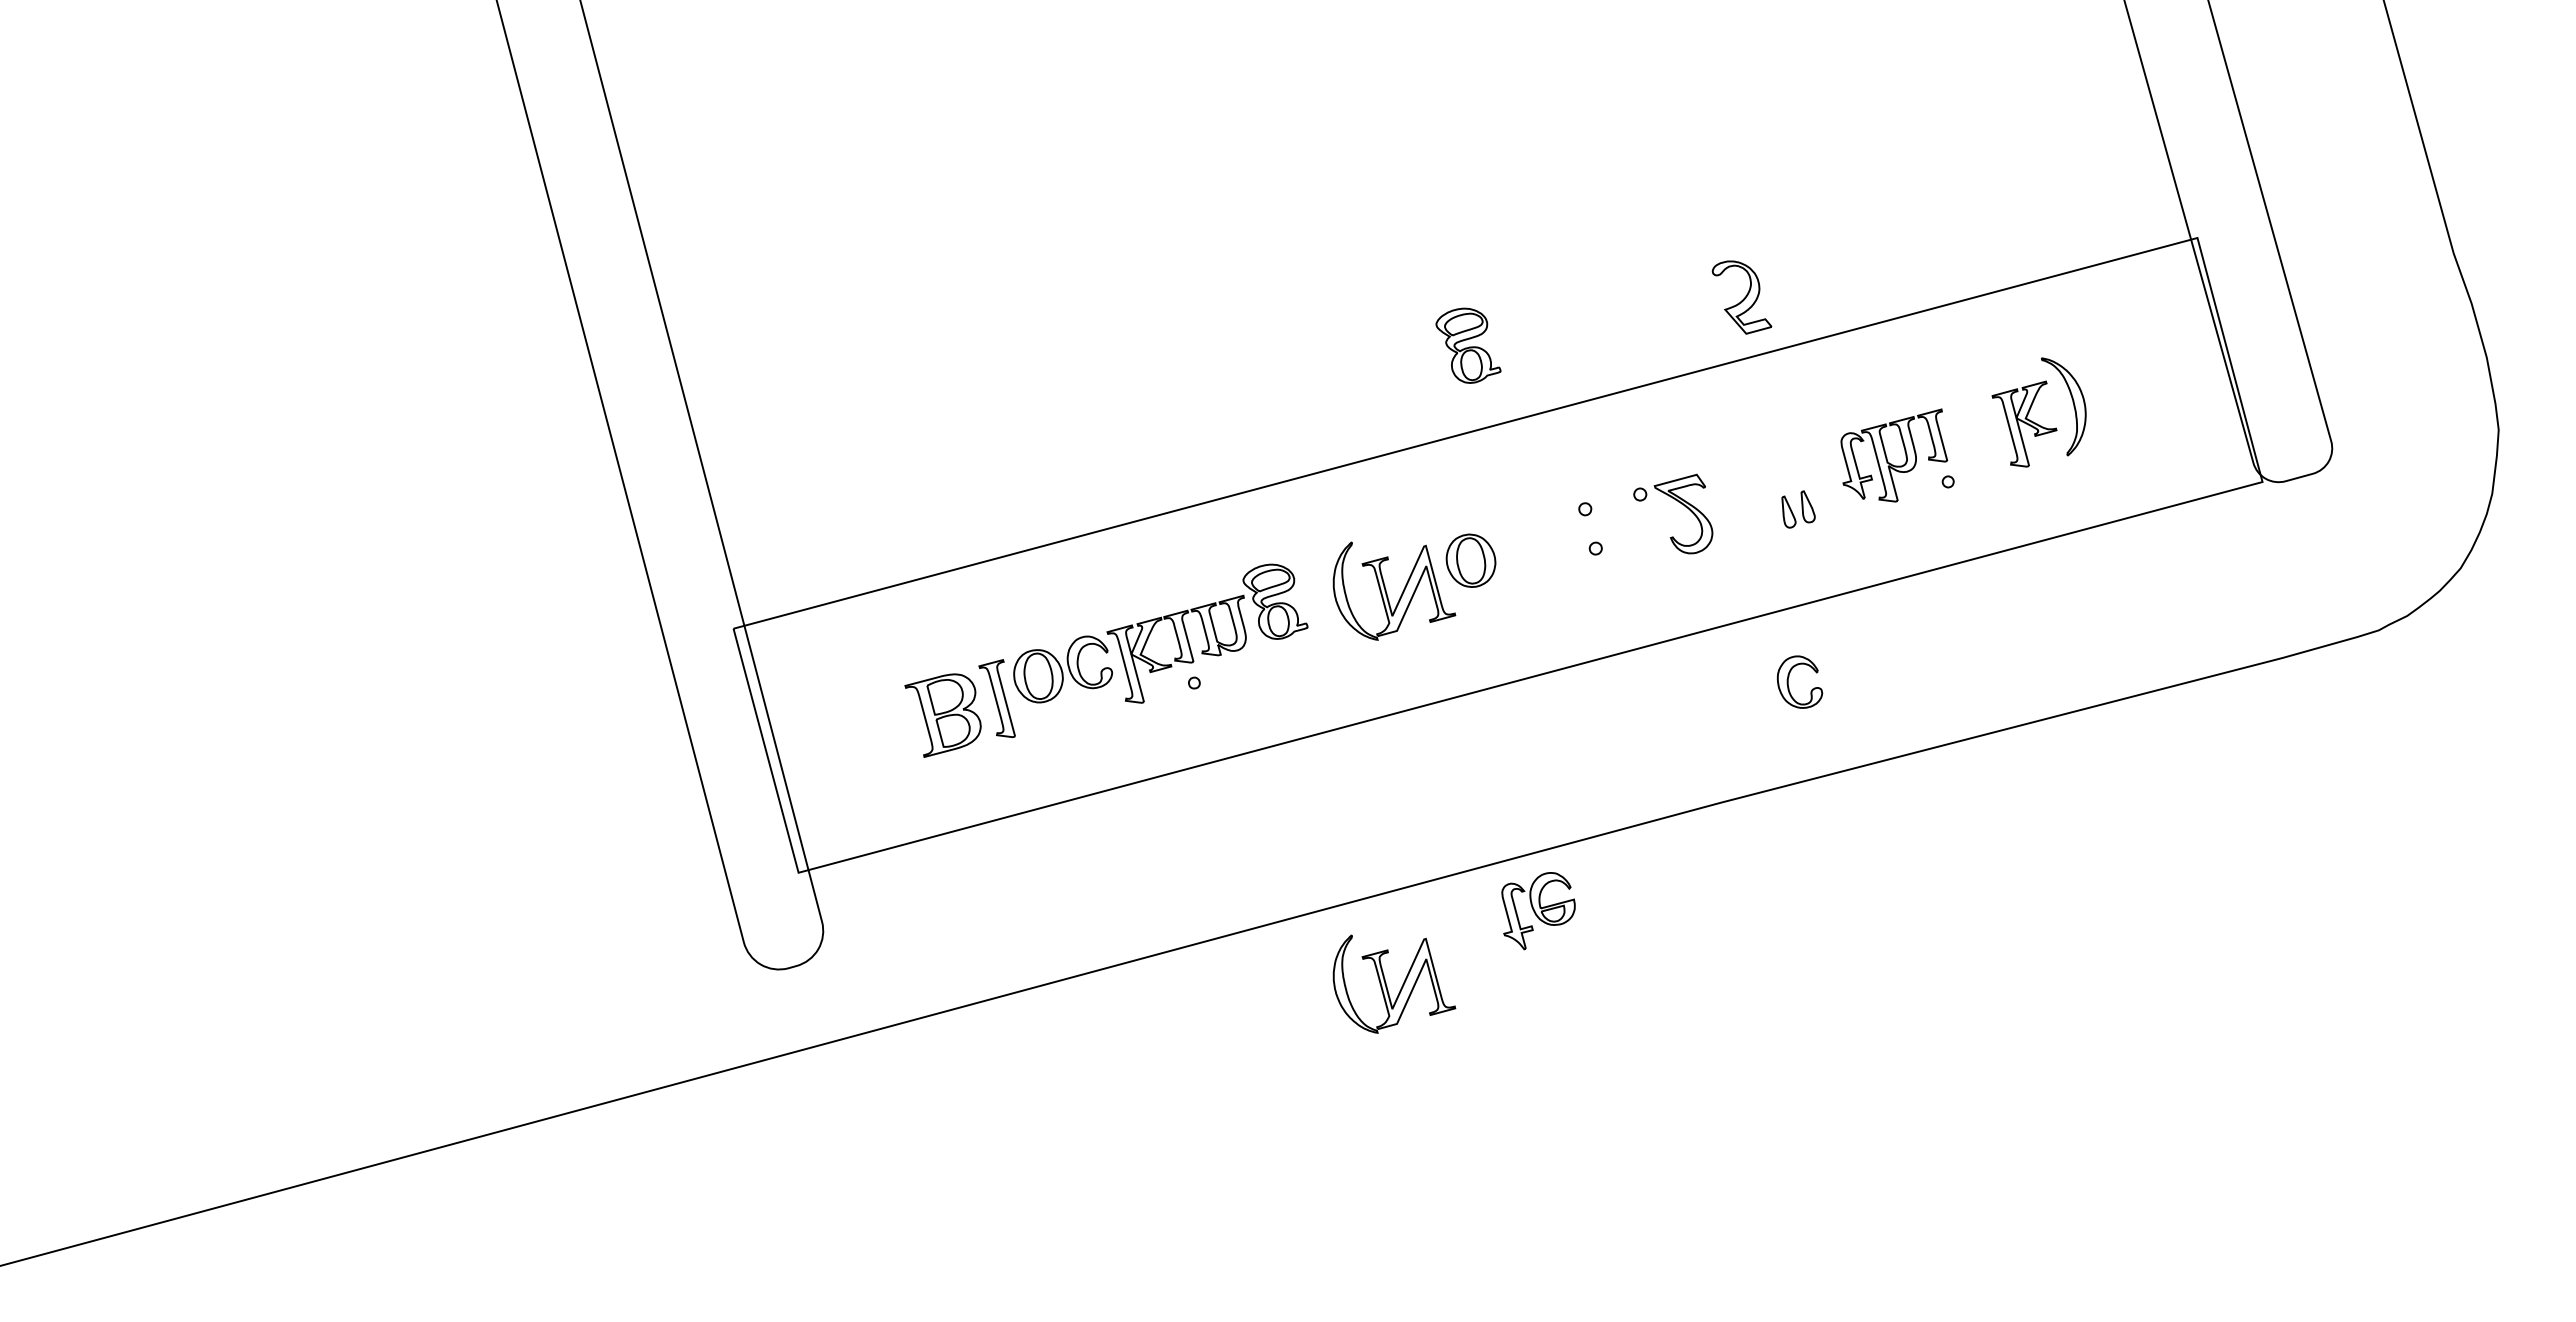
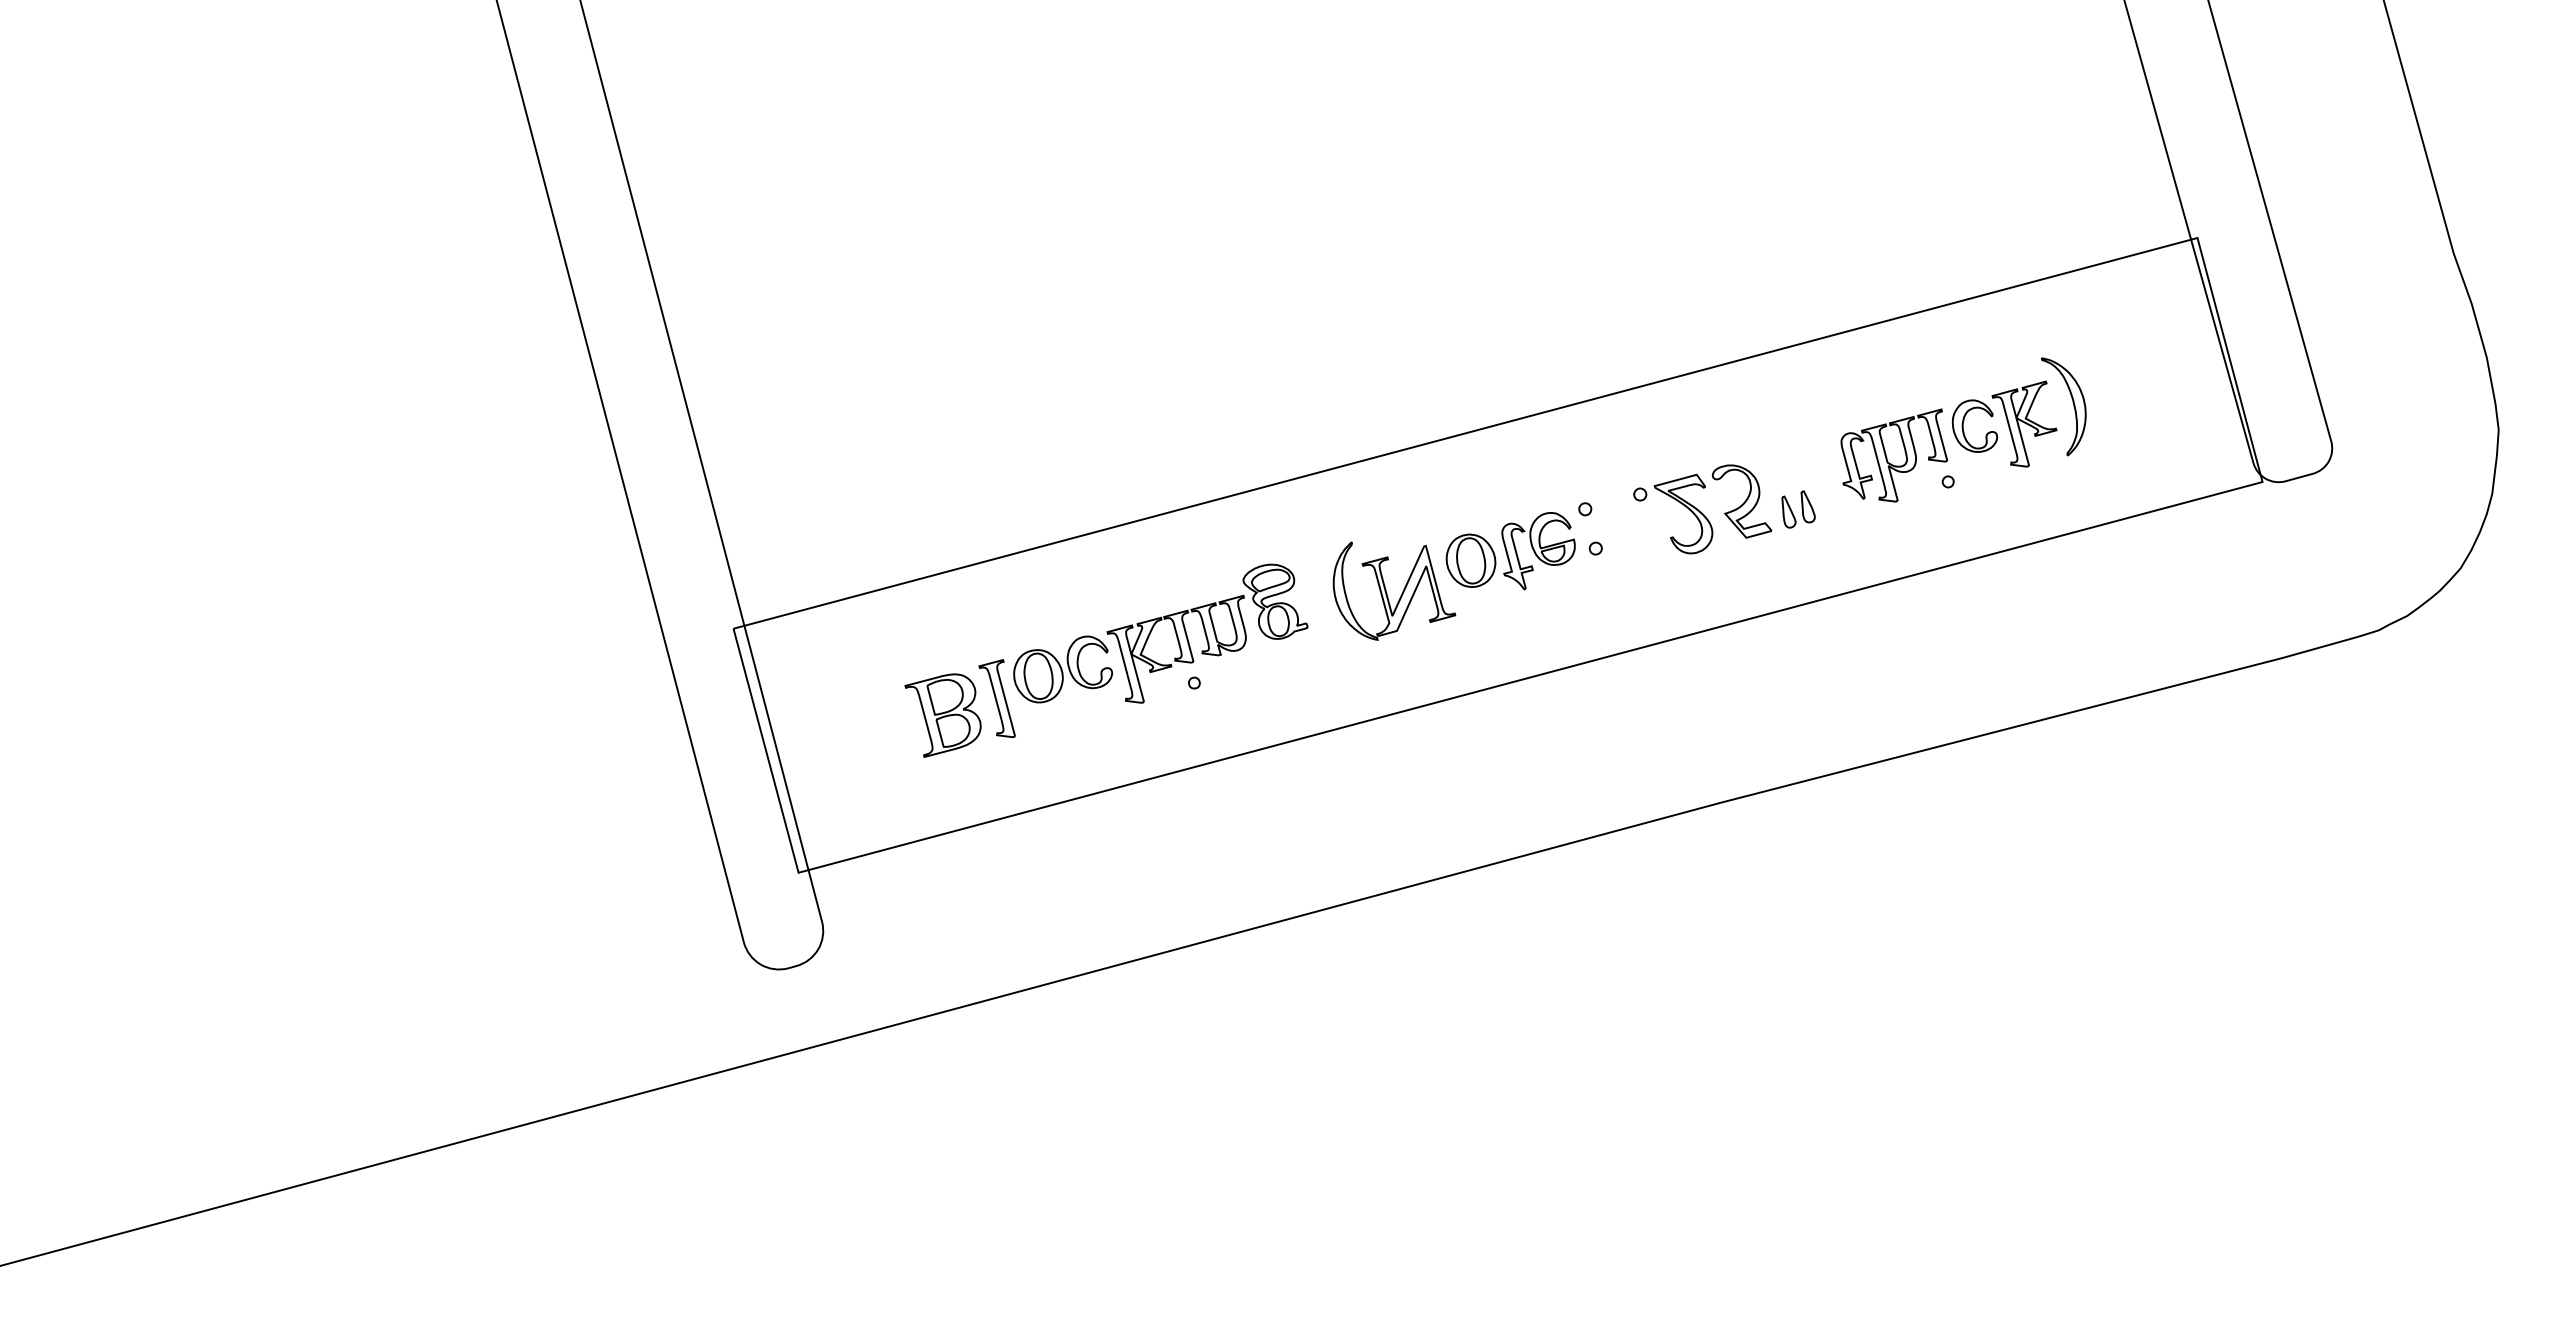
part position: (1741, 297) -> (1741, 501) (1741, 501)
part: present -> none (1468, 345)
part position: (1789, 677) -> (1964, 421) (1964, 421)
part position: (1538, 911) -> (1538, 551) (1538, 551)
part: present -> none (1387, 986)
